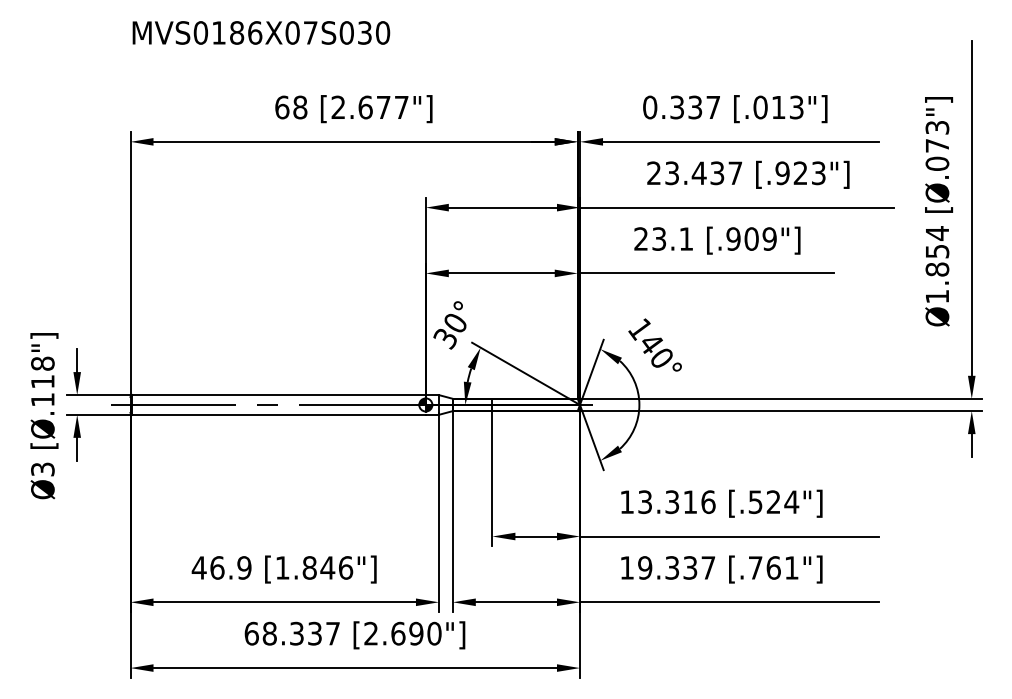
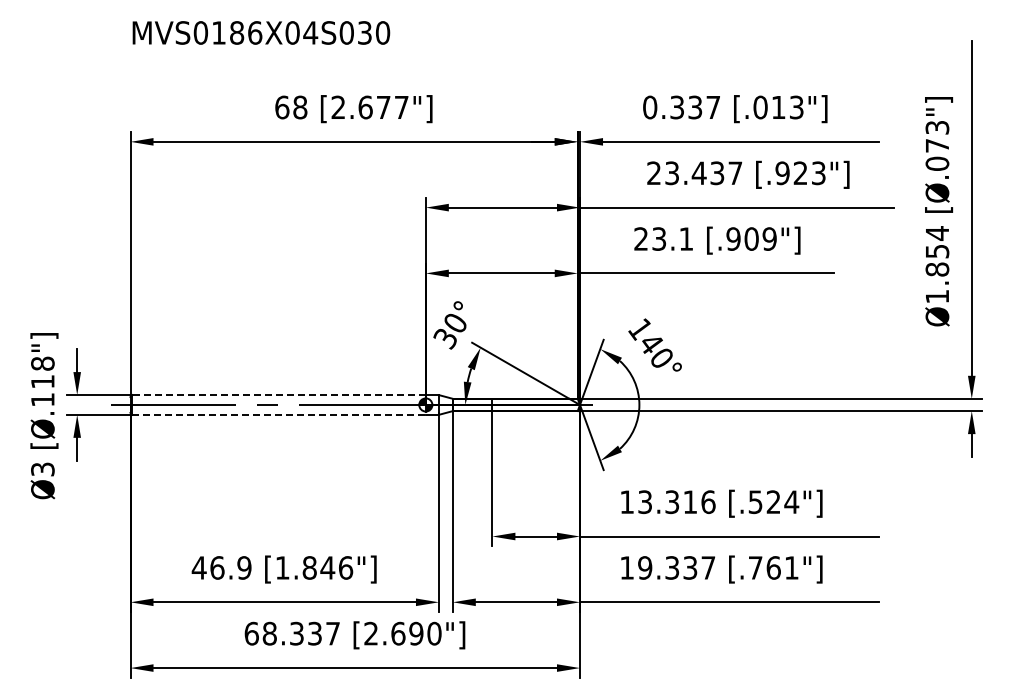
text: MVS0186X07S030 -> MVS0186X04S030 (310, 32)
line: solid -> dashed (279, 395)
line: solid -> dashed (279, 414)
